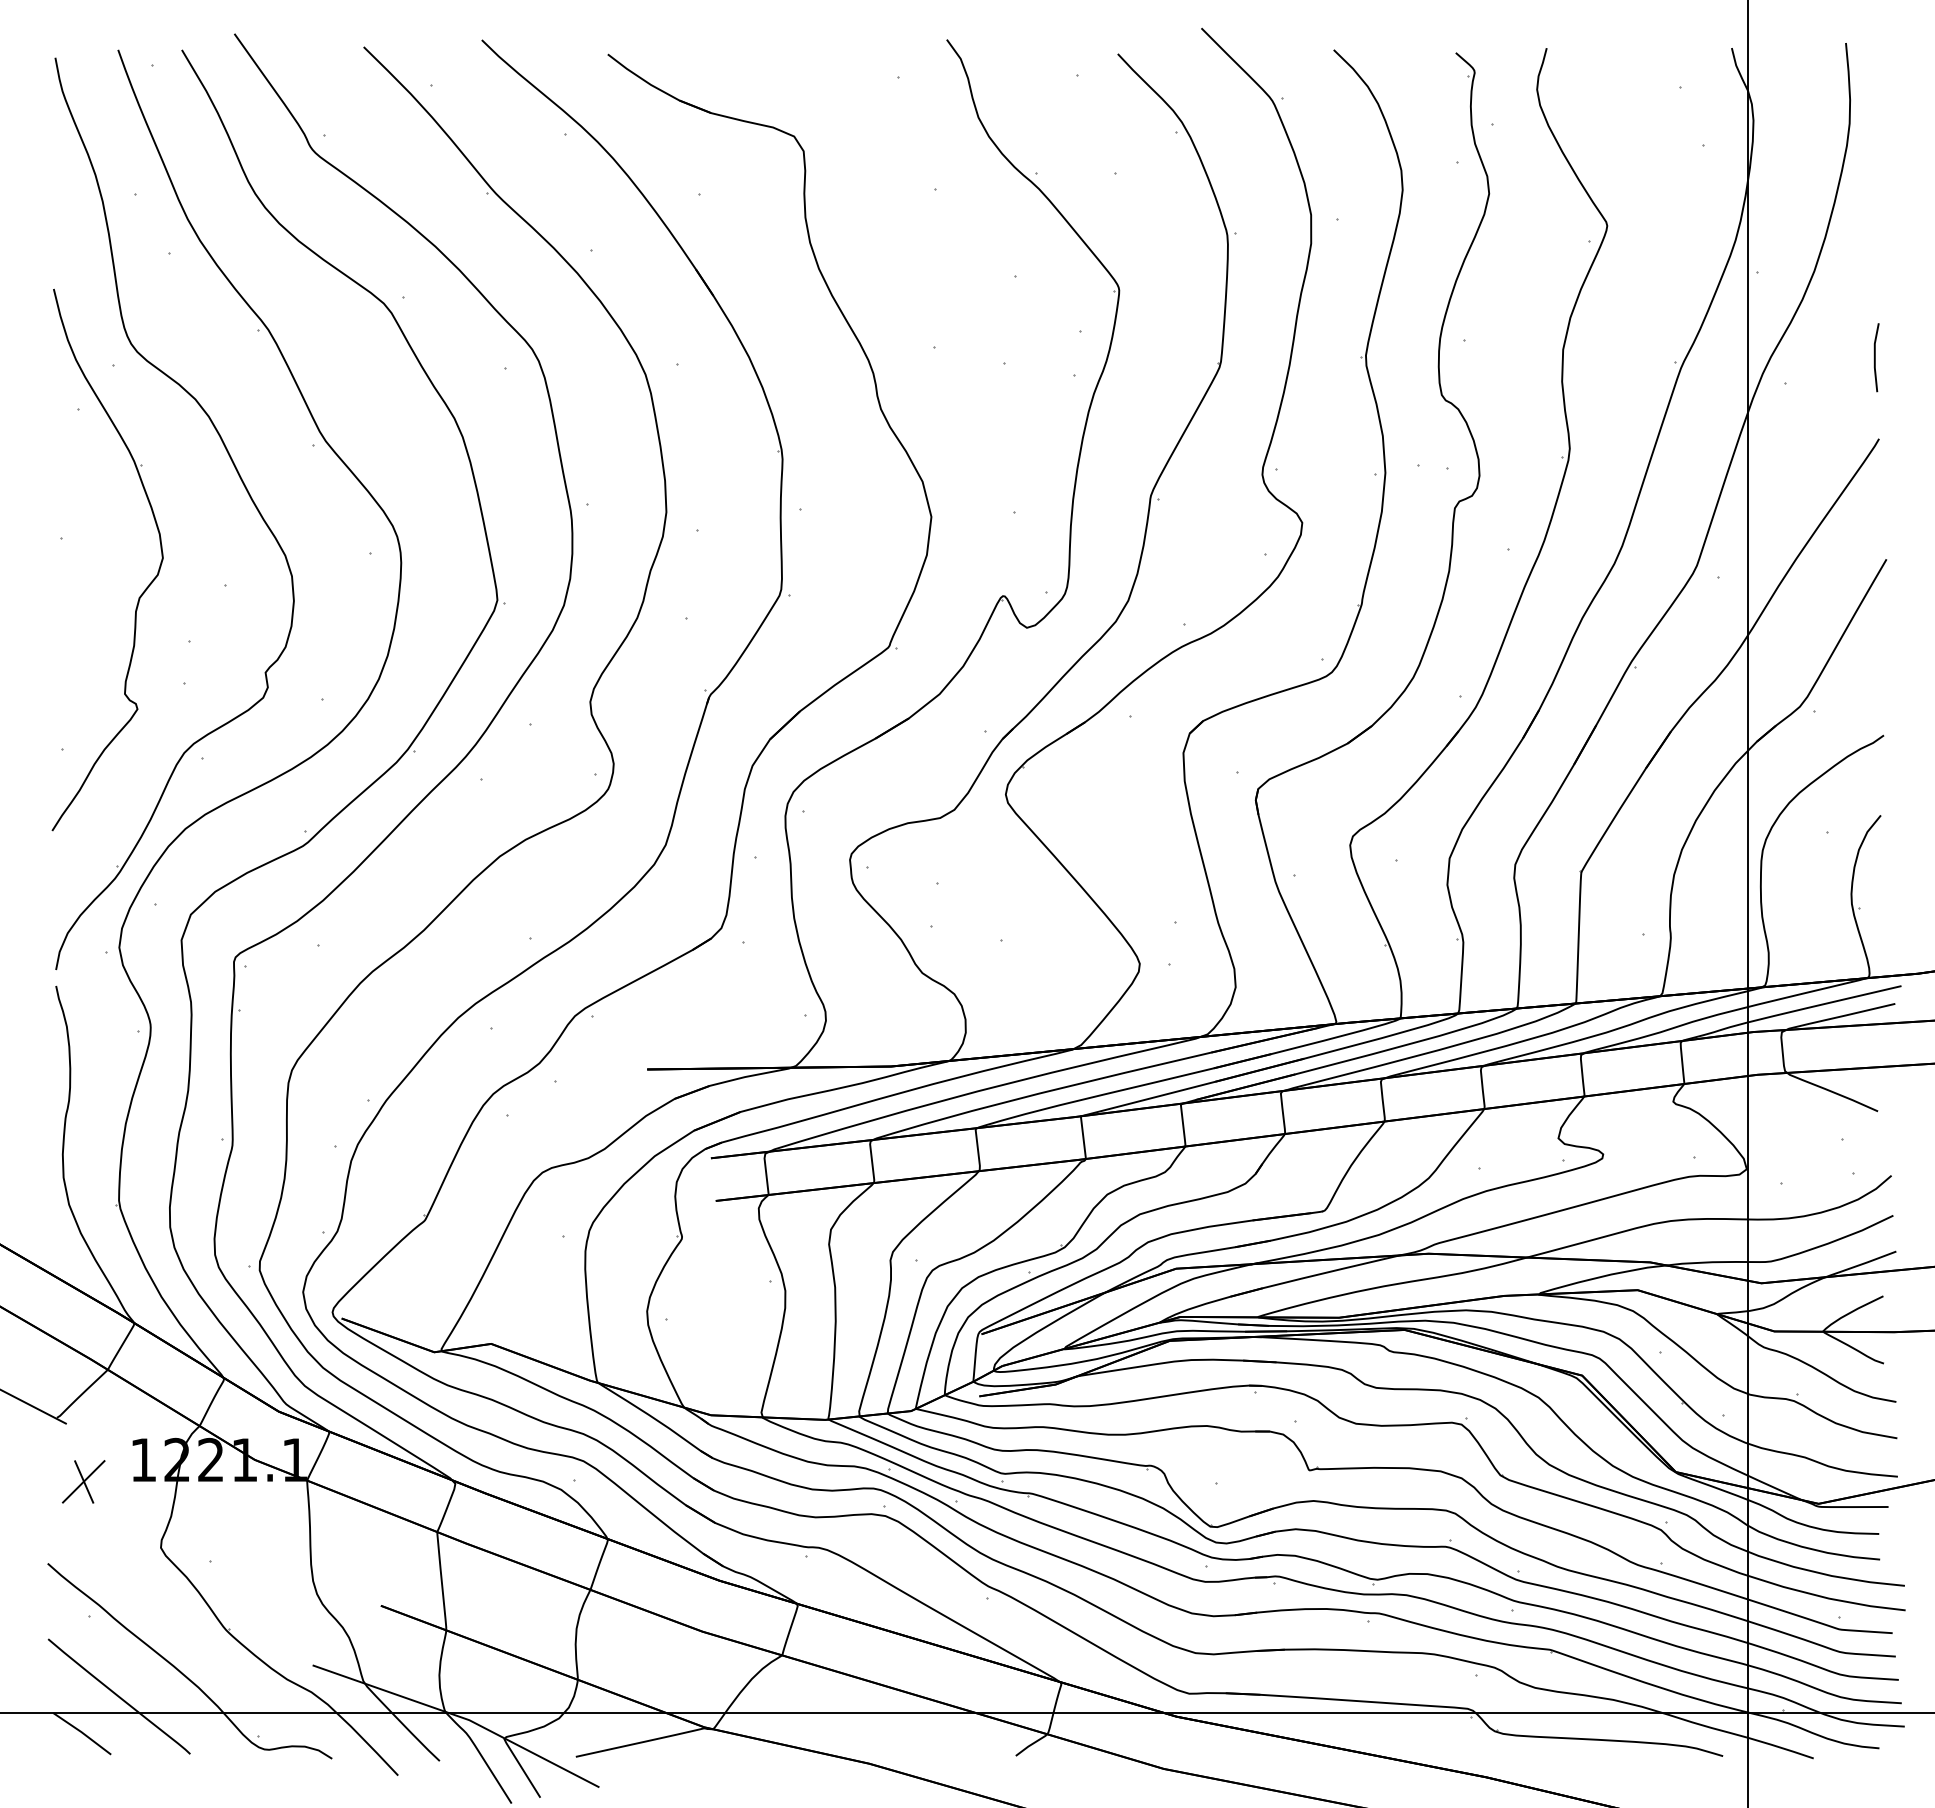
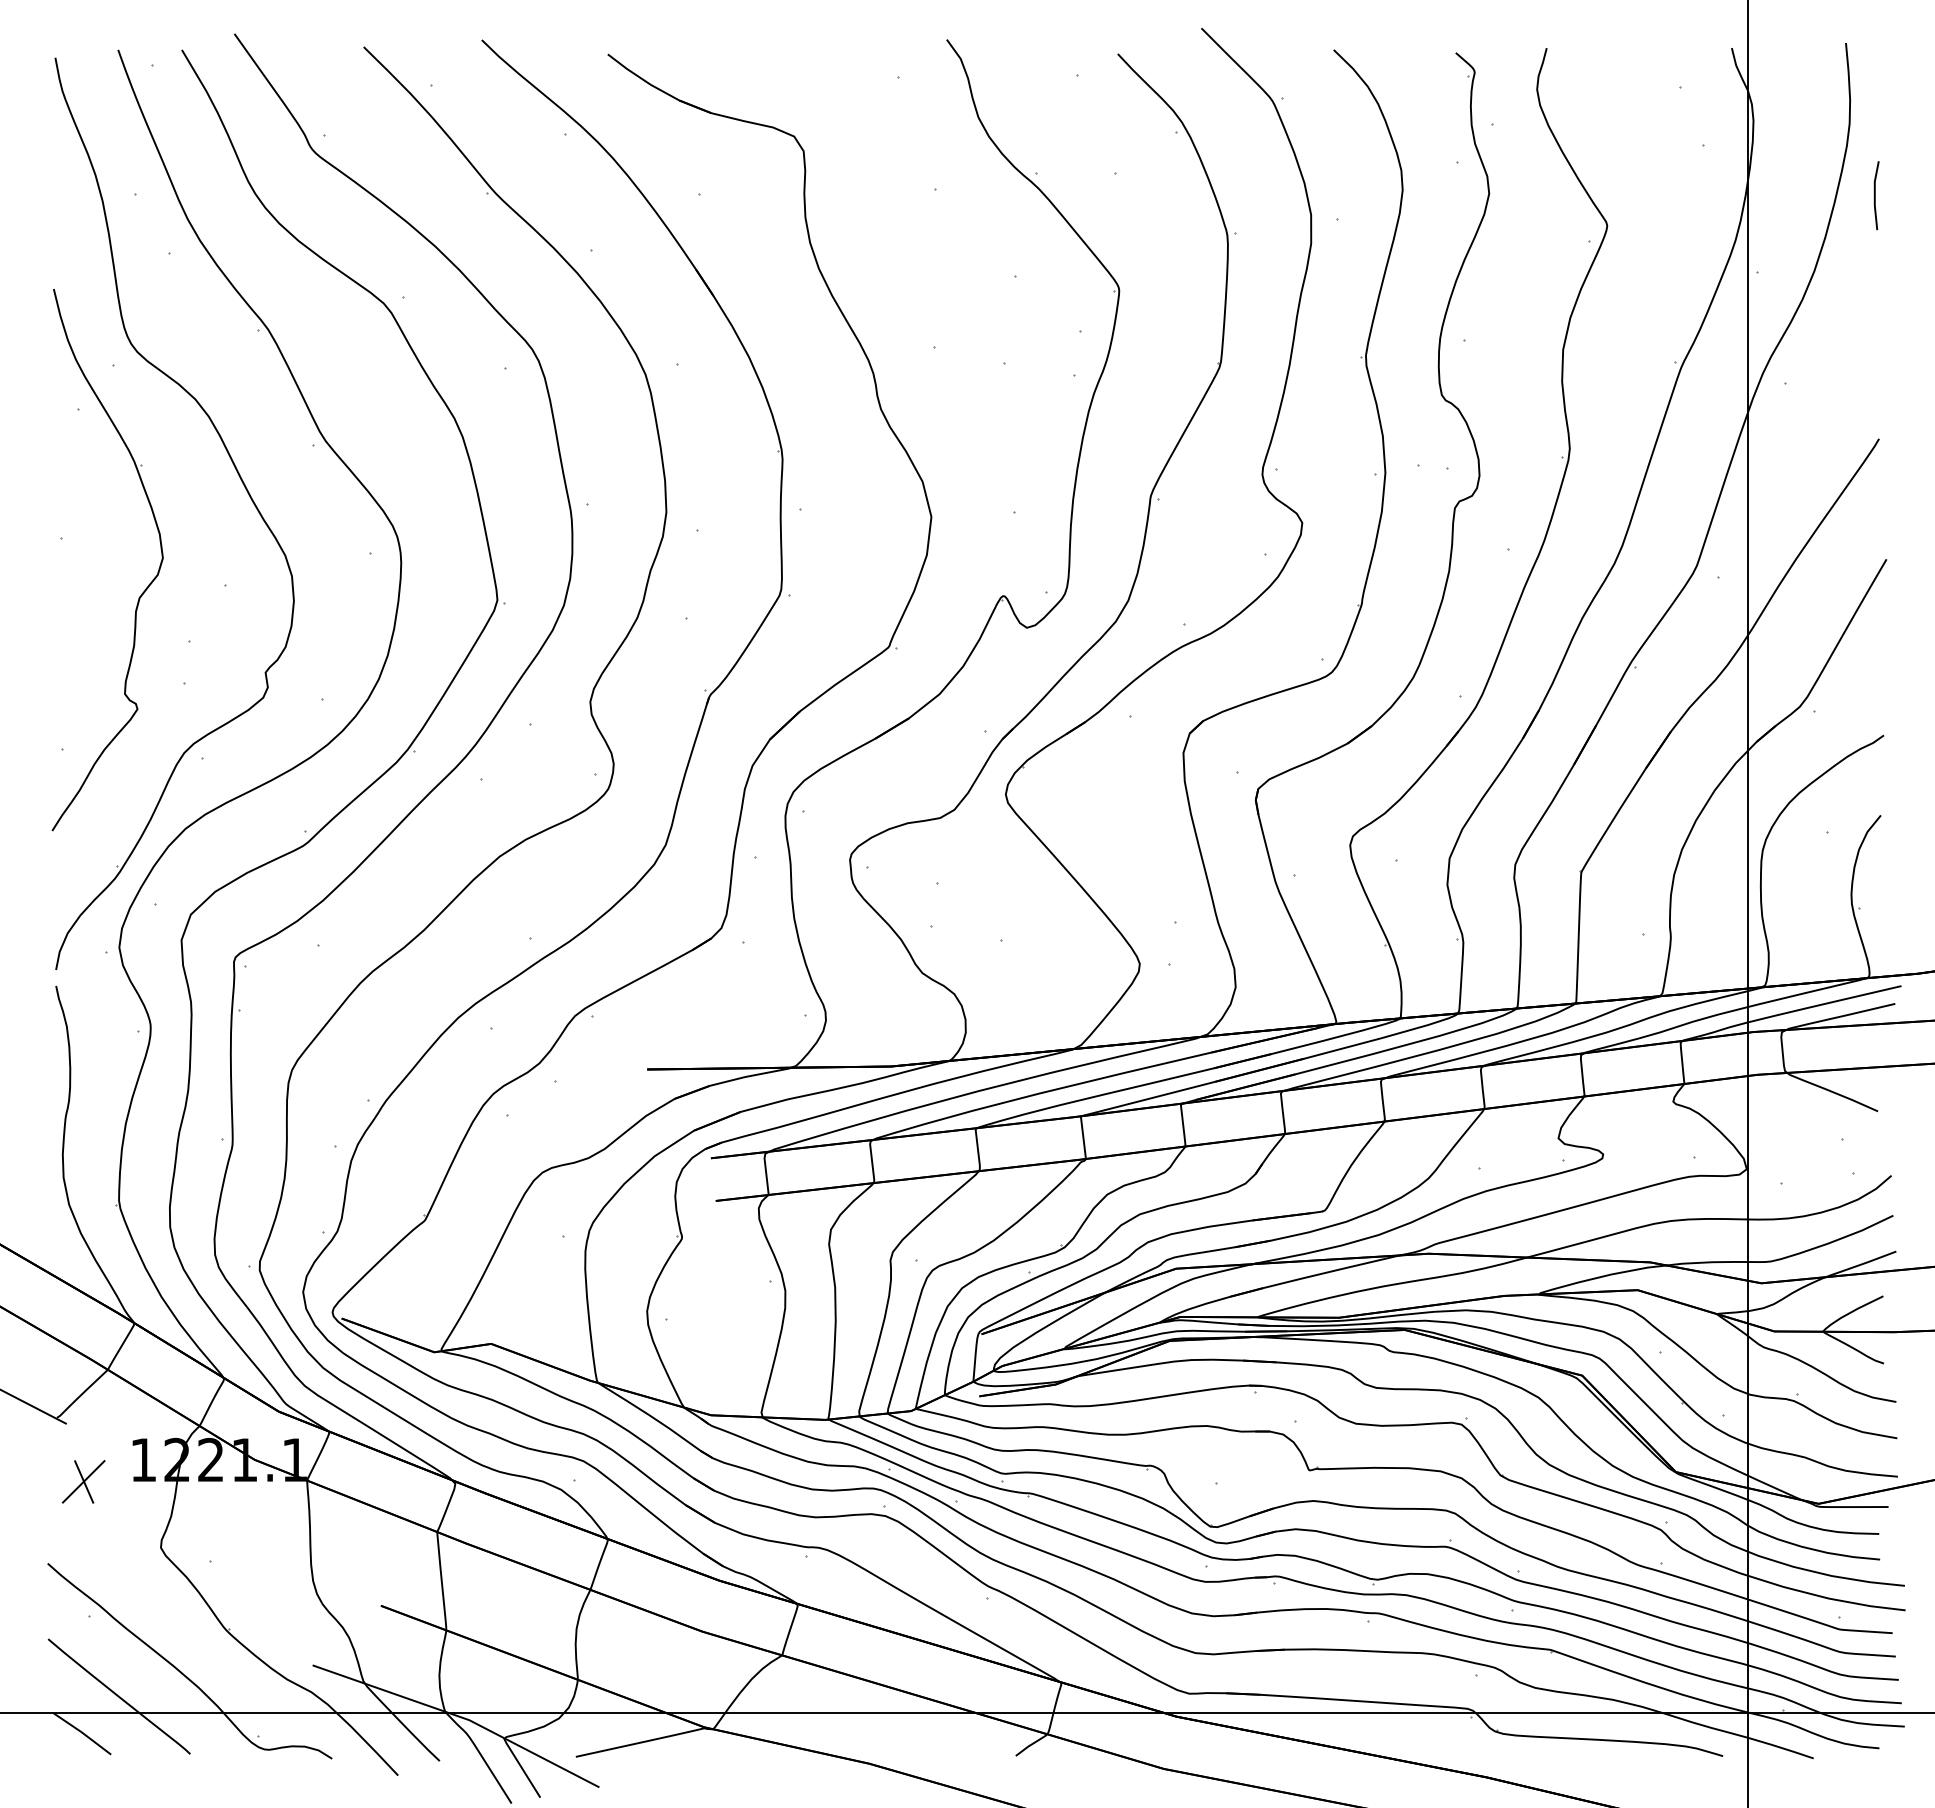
line position: (1875, 357) -> (1875, 195) (1875, 195)
